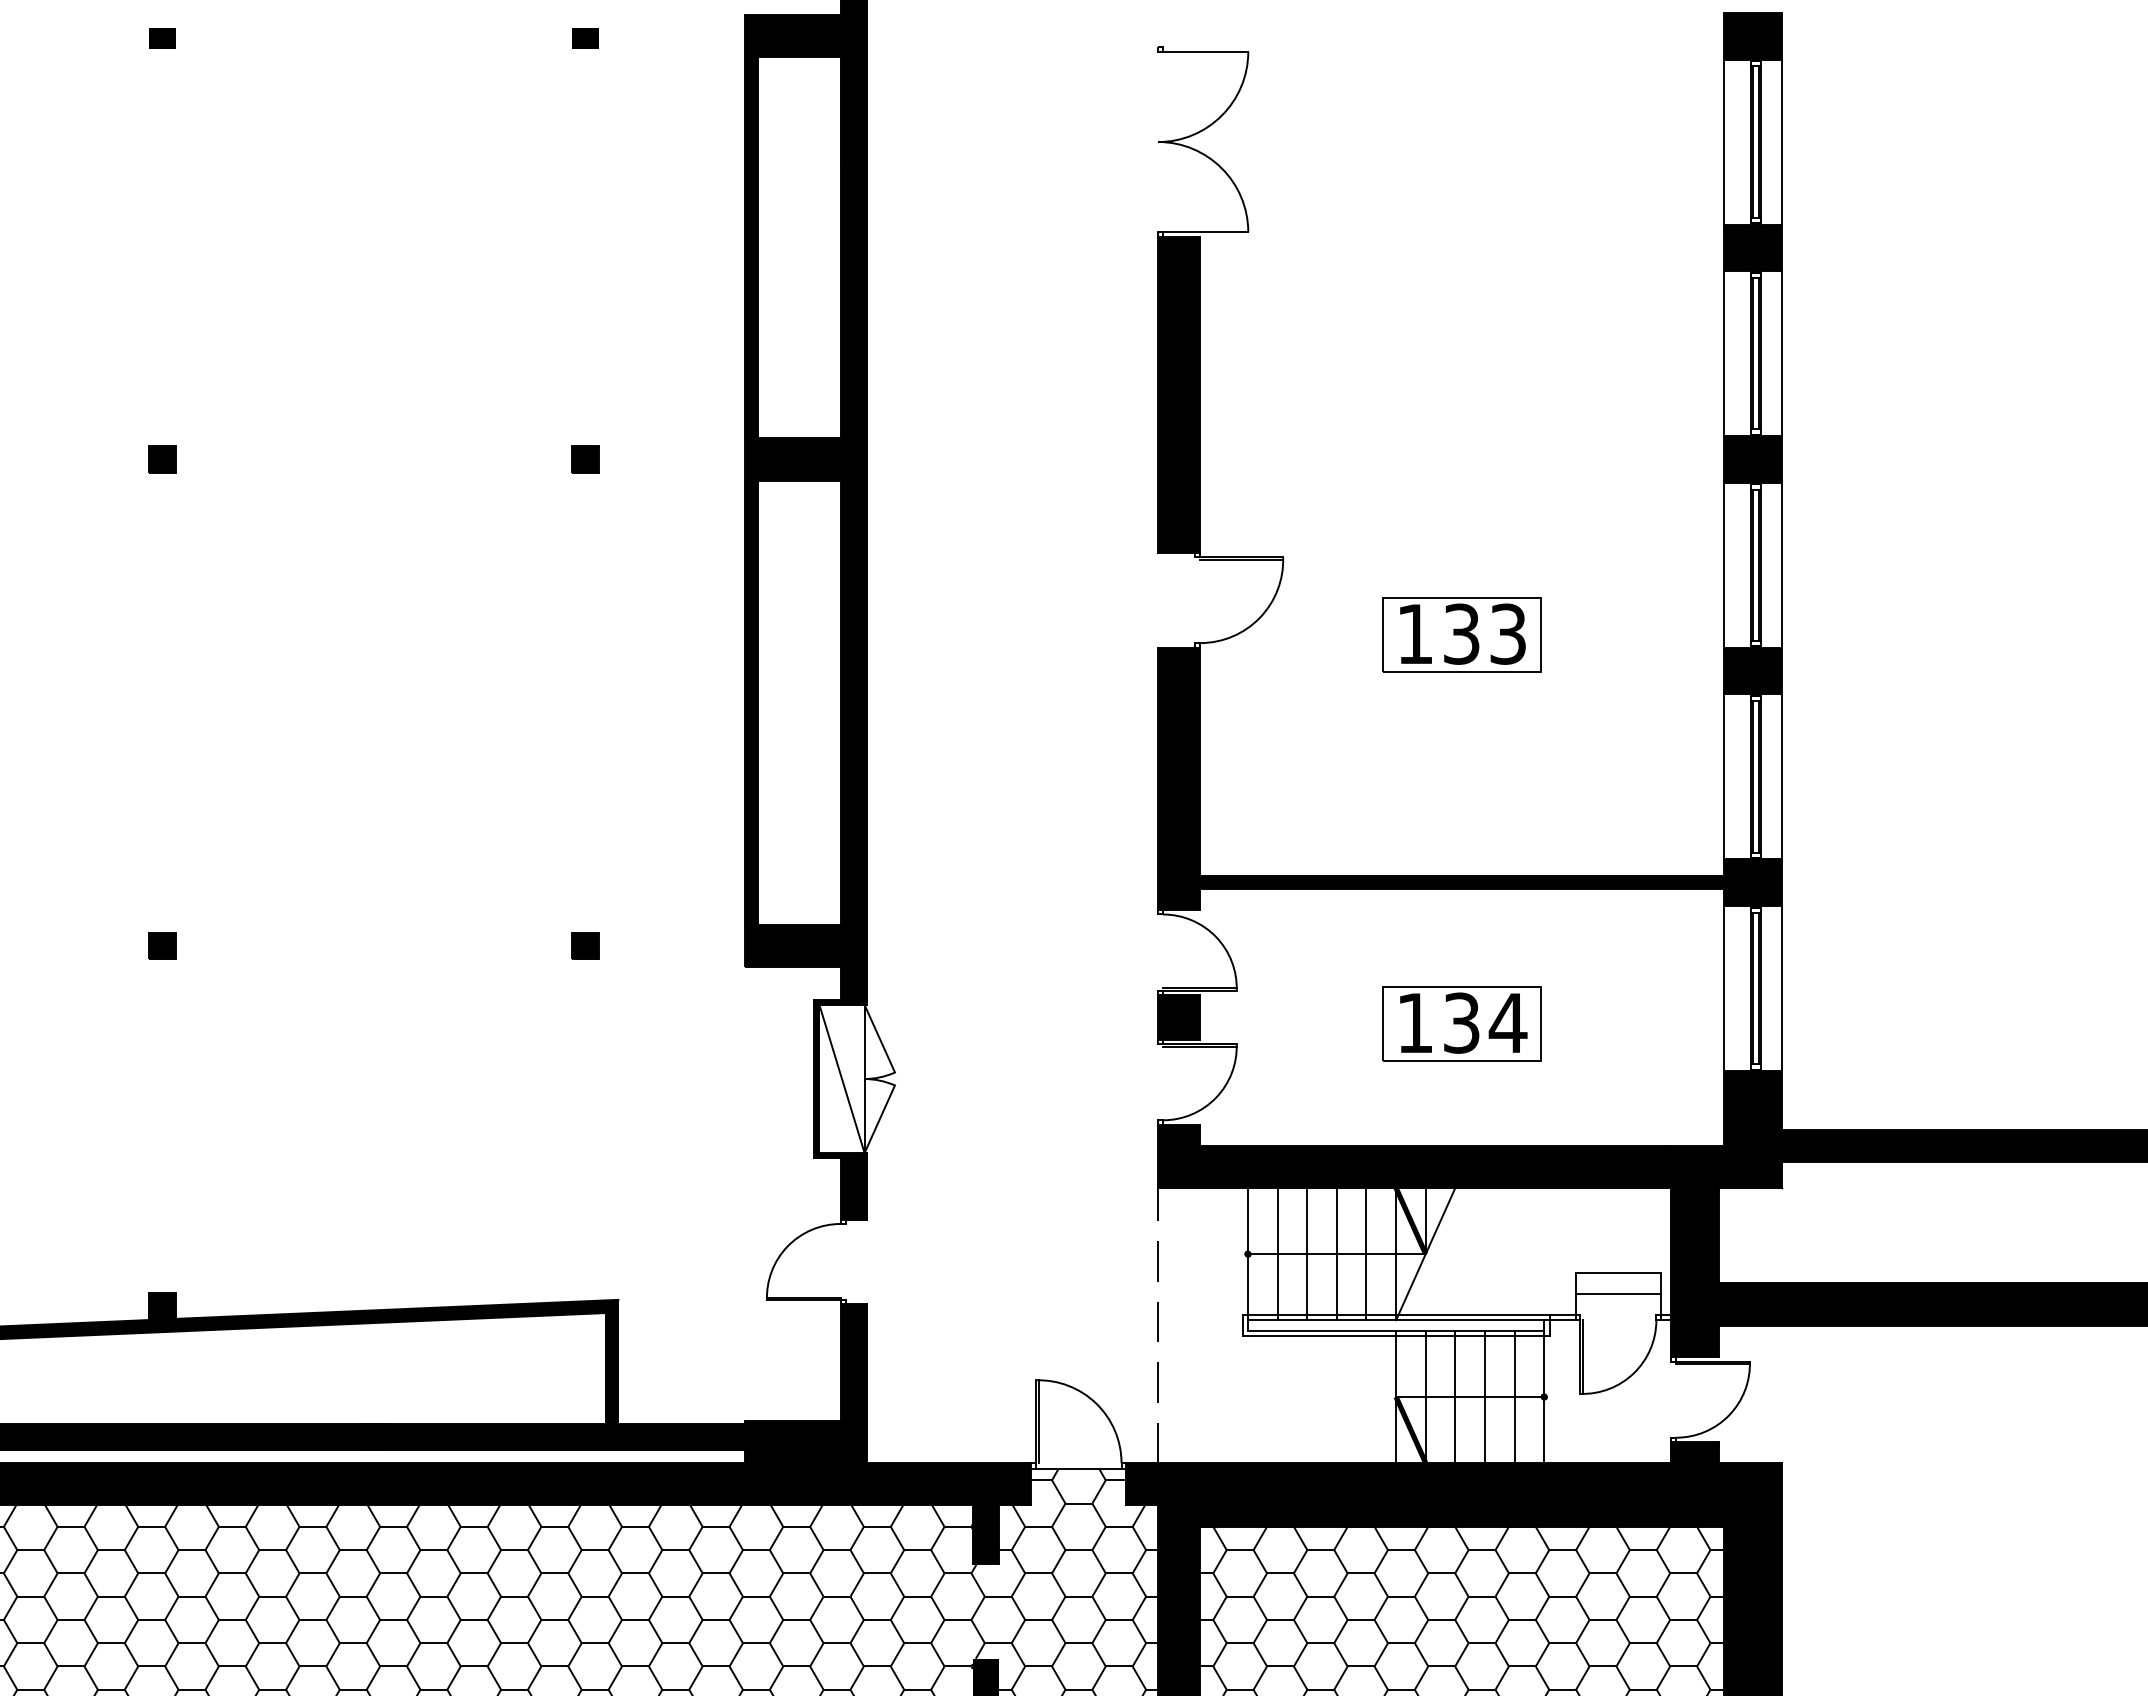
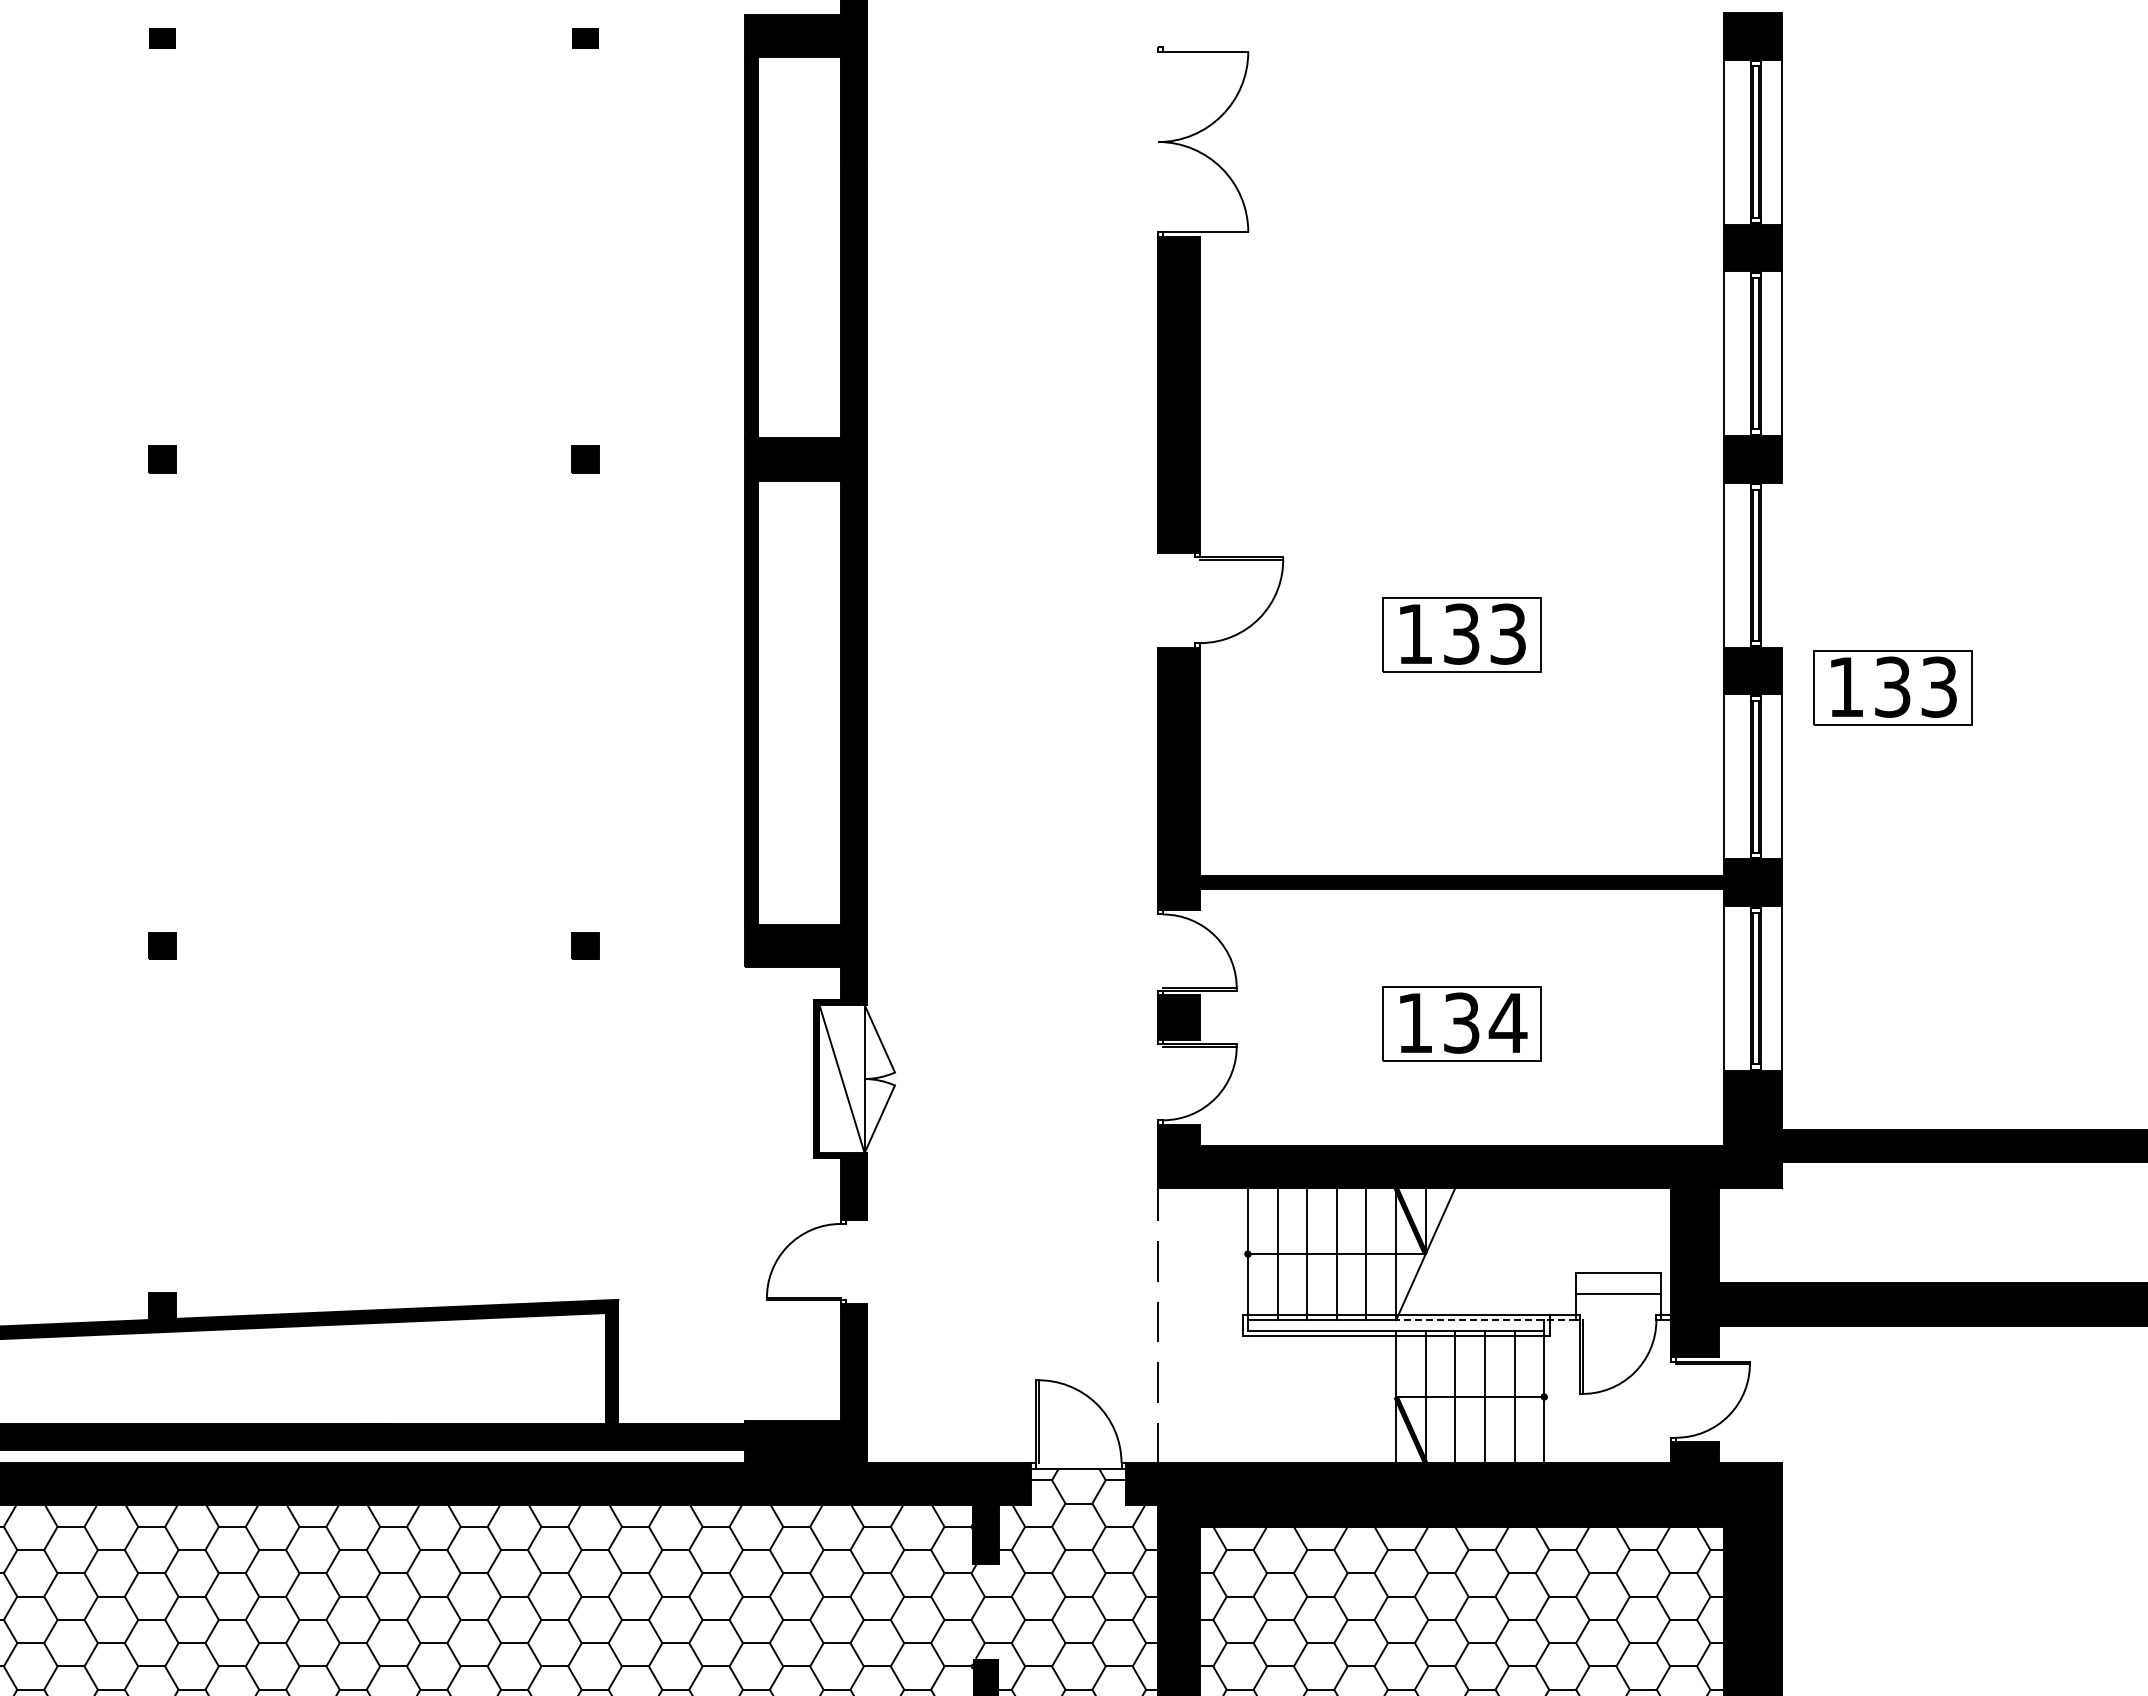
line: present -> none (1782, 564)
part: none -> present (1892, 687)
line: solid -> dashed (1486, 1320)
